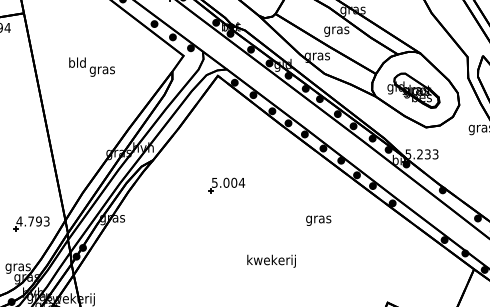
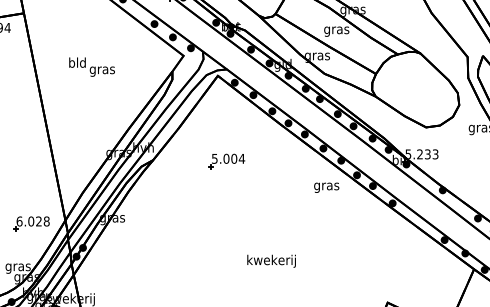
part: present -> none (413, 90)
part position: (226, 185) -> (226, 161) (226, 161)
text position: (318, 220) -> (326, 187) (326, 187)
text: 4.793 -> 6.028 (32, 221)
